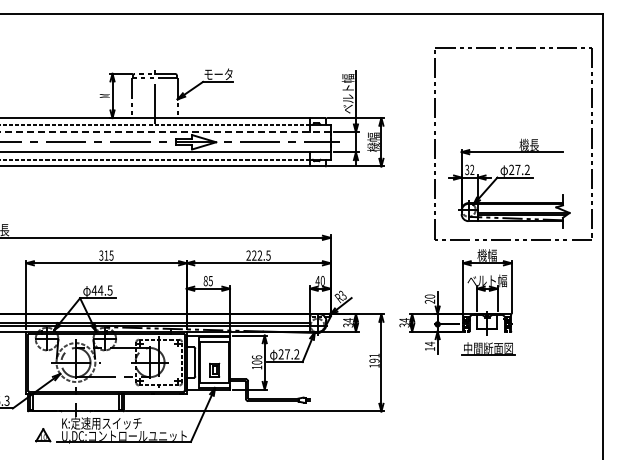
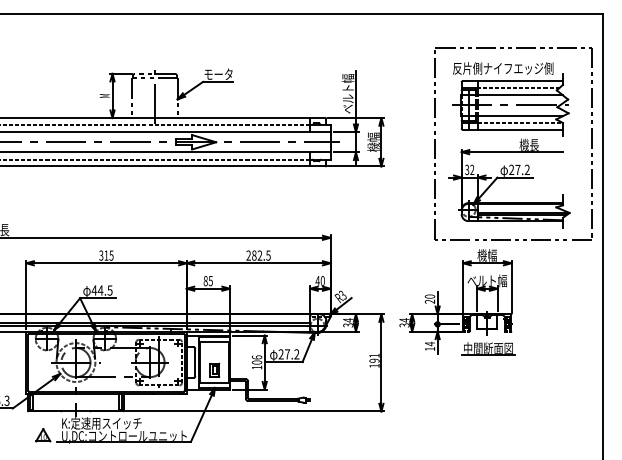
part: none -> present (510, 99)
line: dashed -> solid (165, 132)
text: 222.5 -> 282.5 (254, 255)
